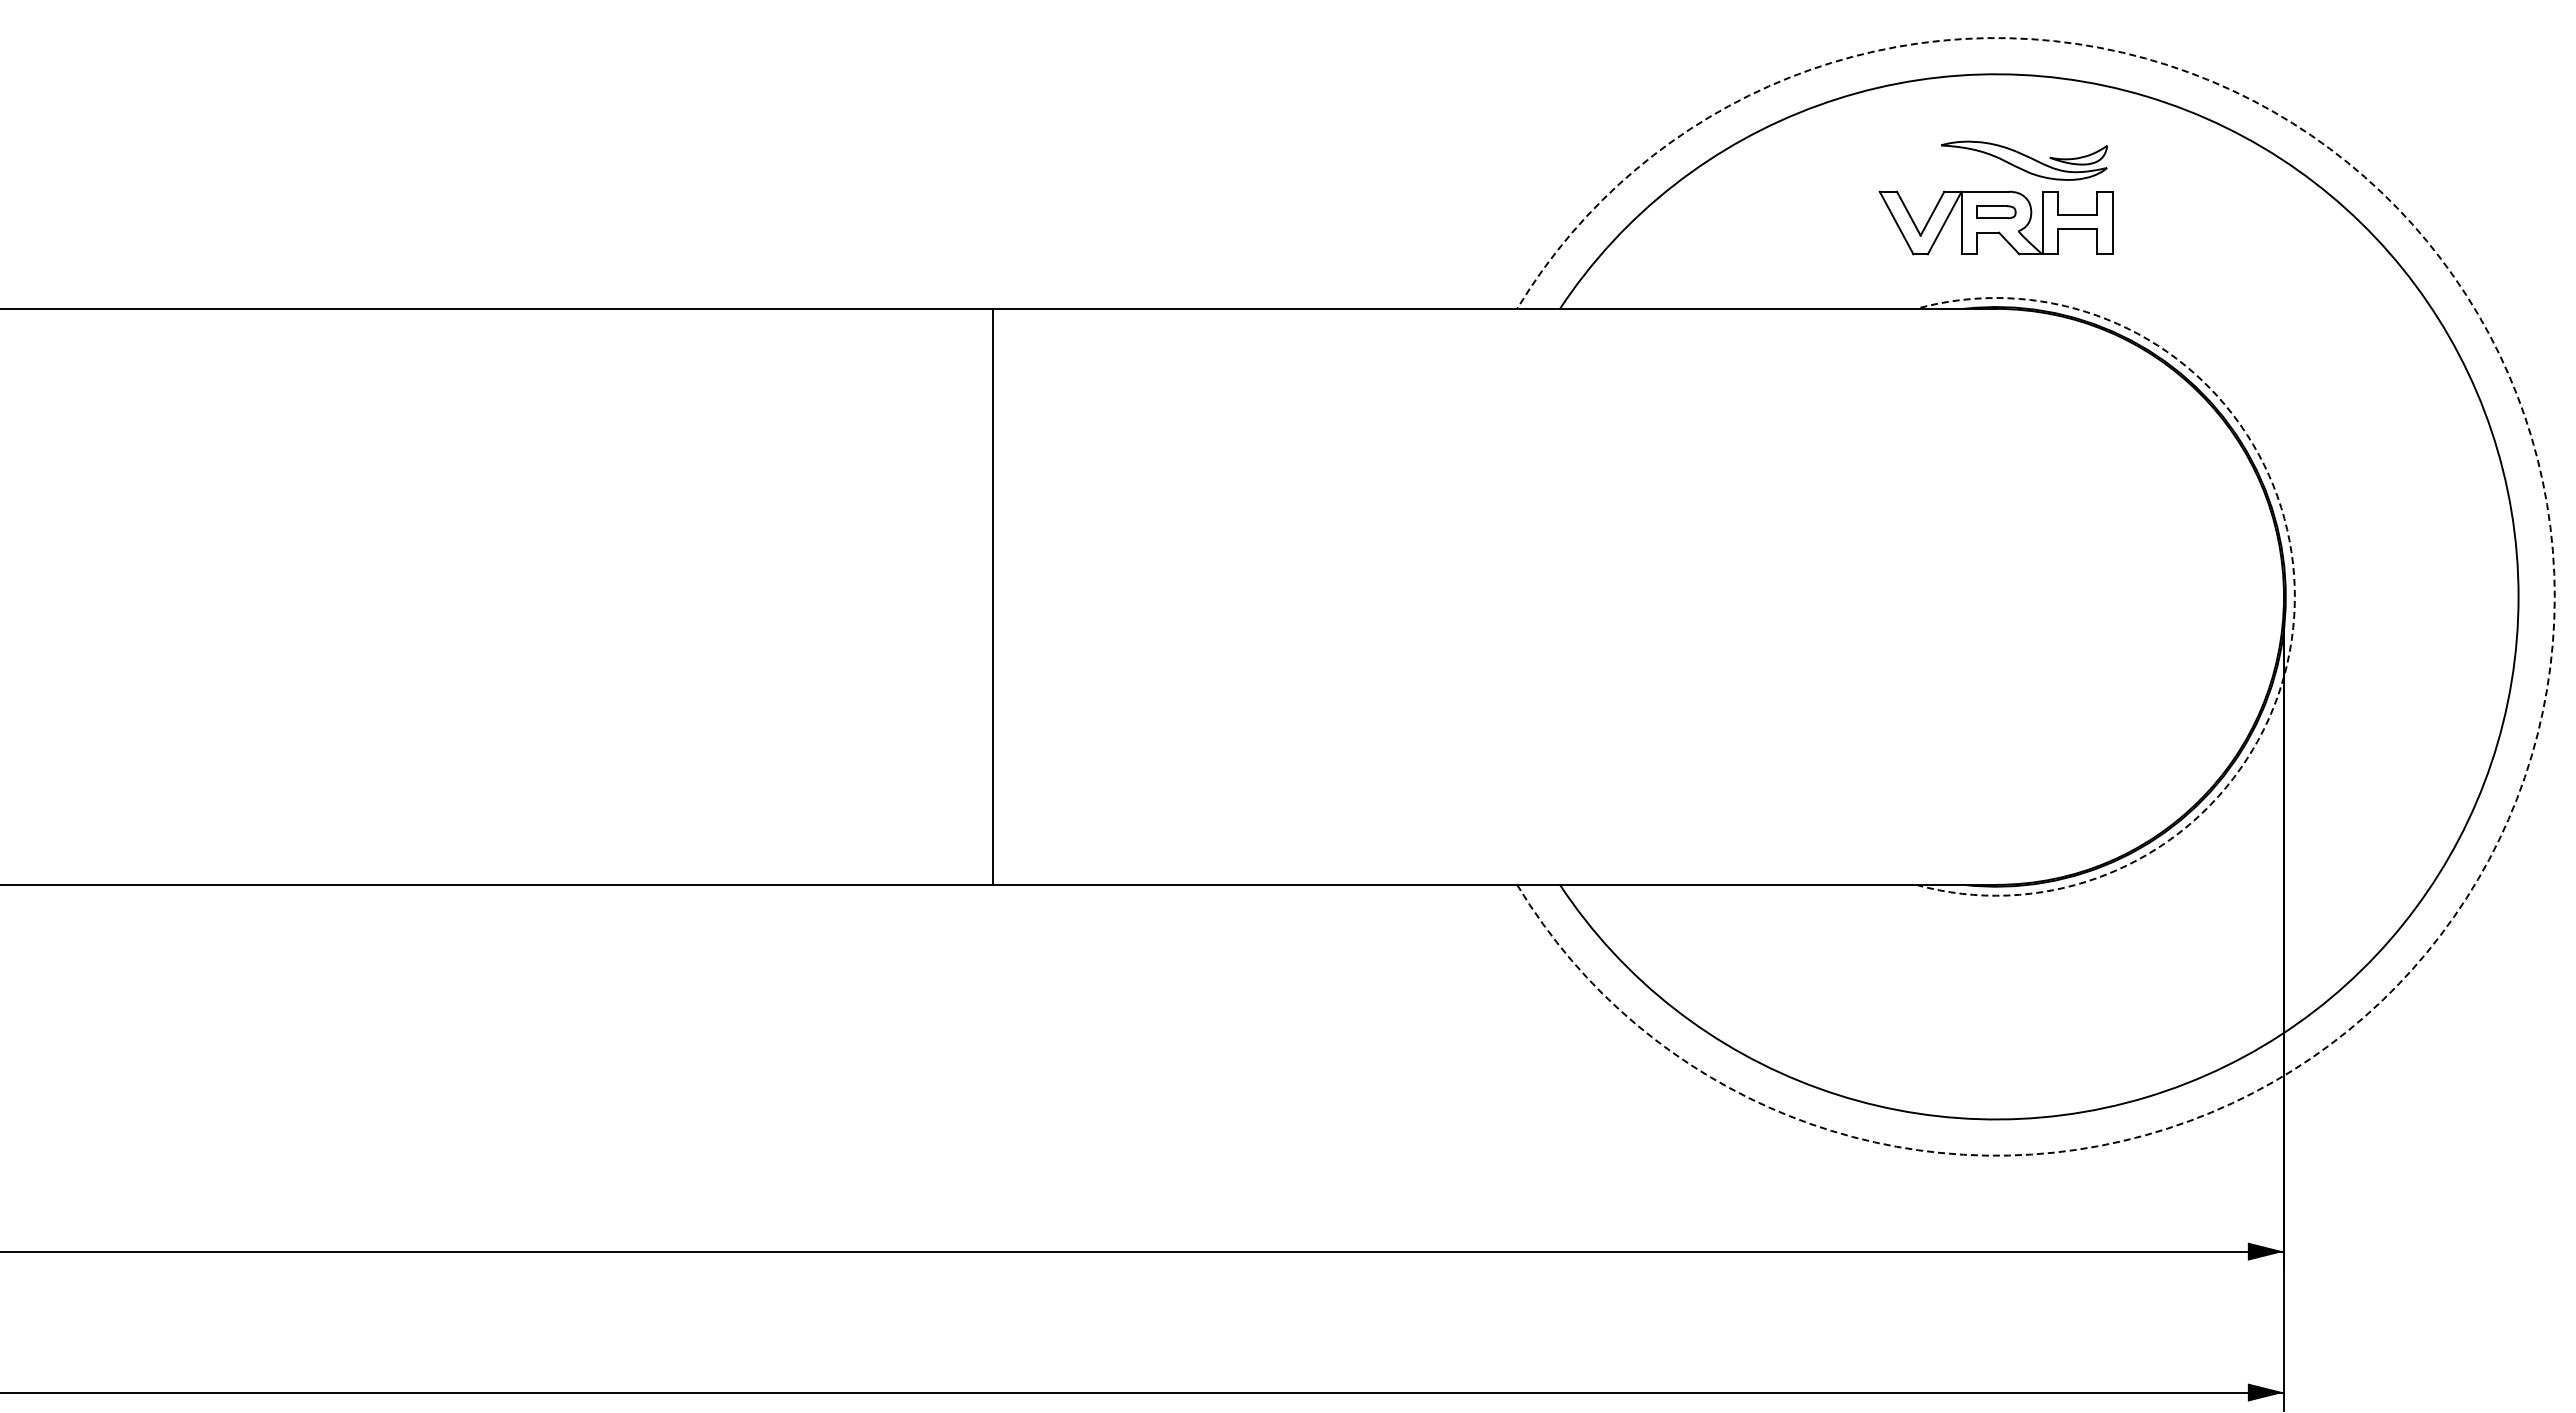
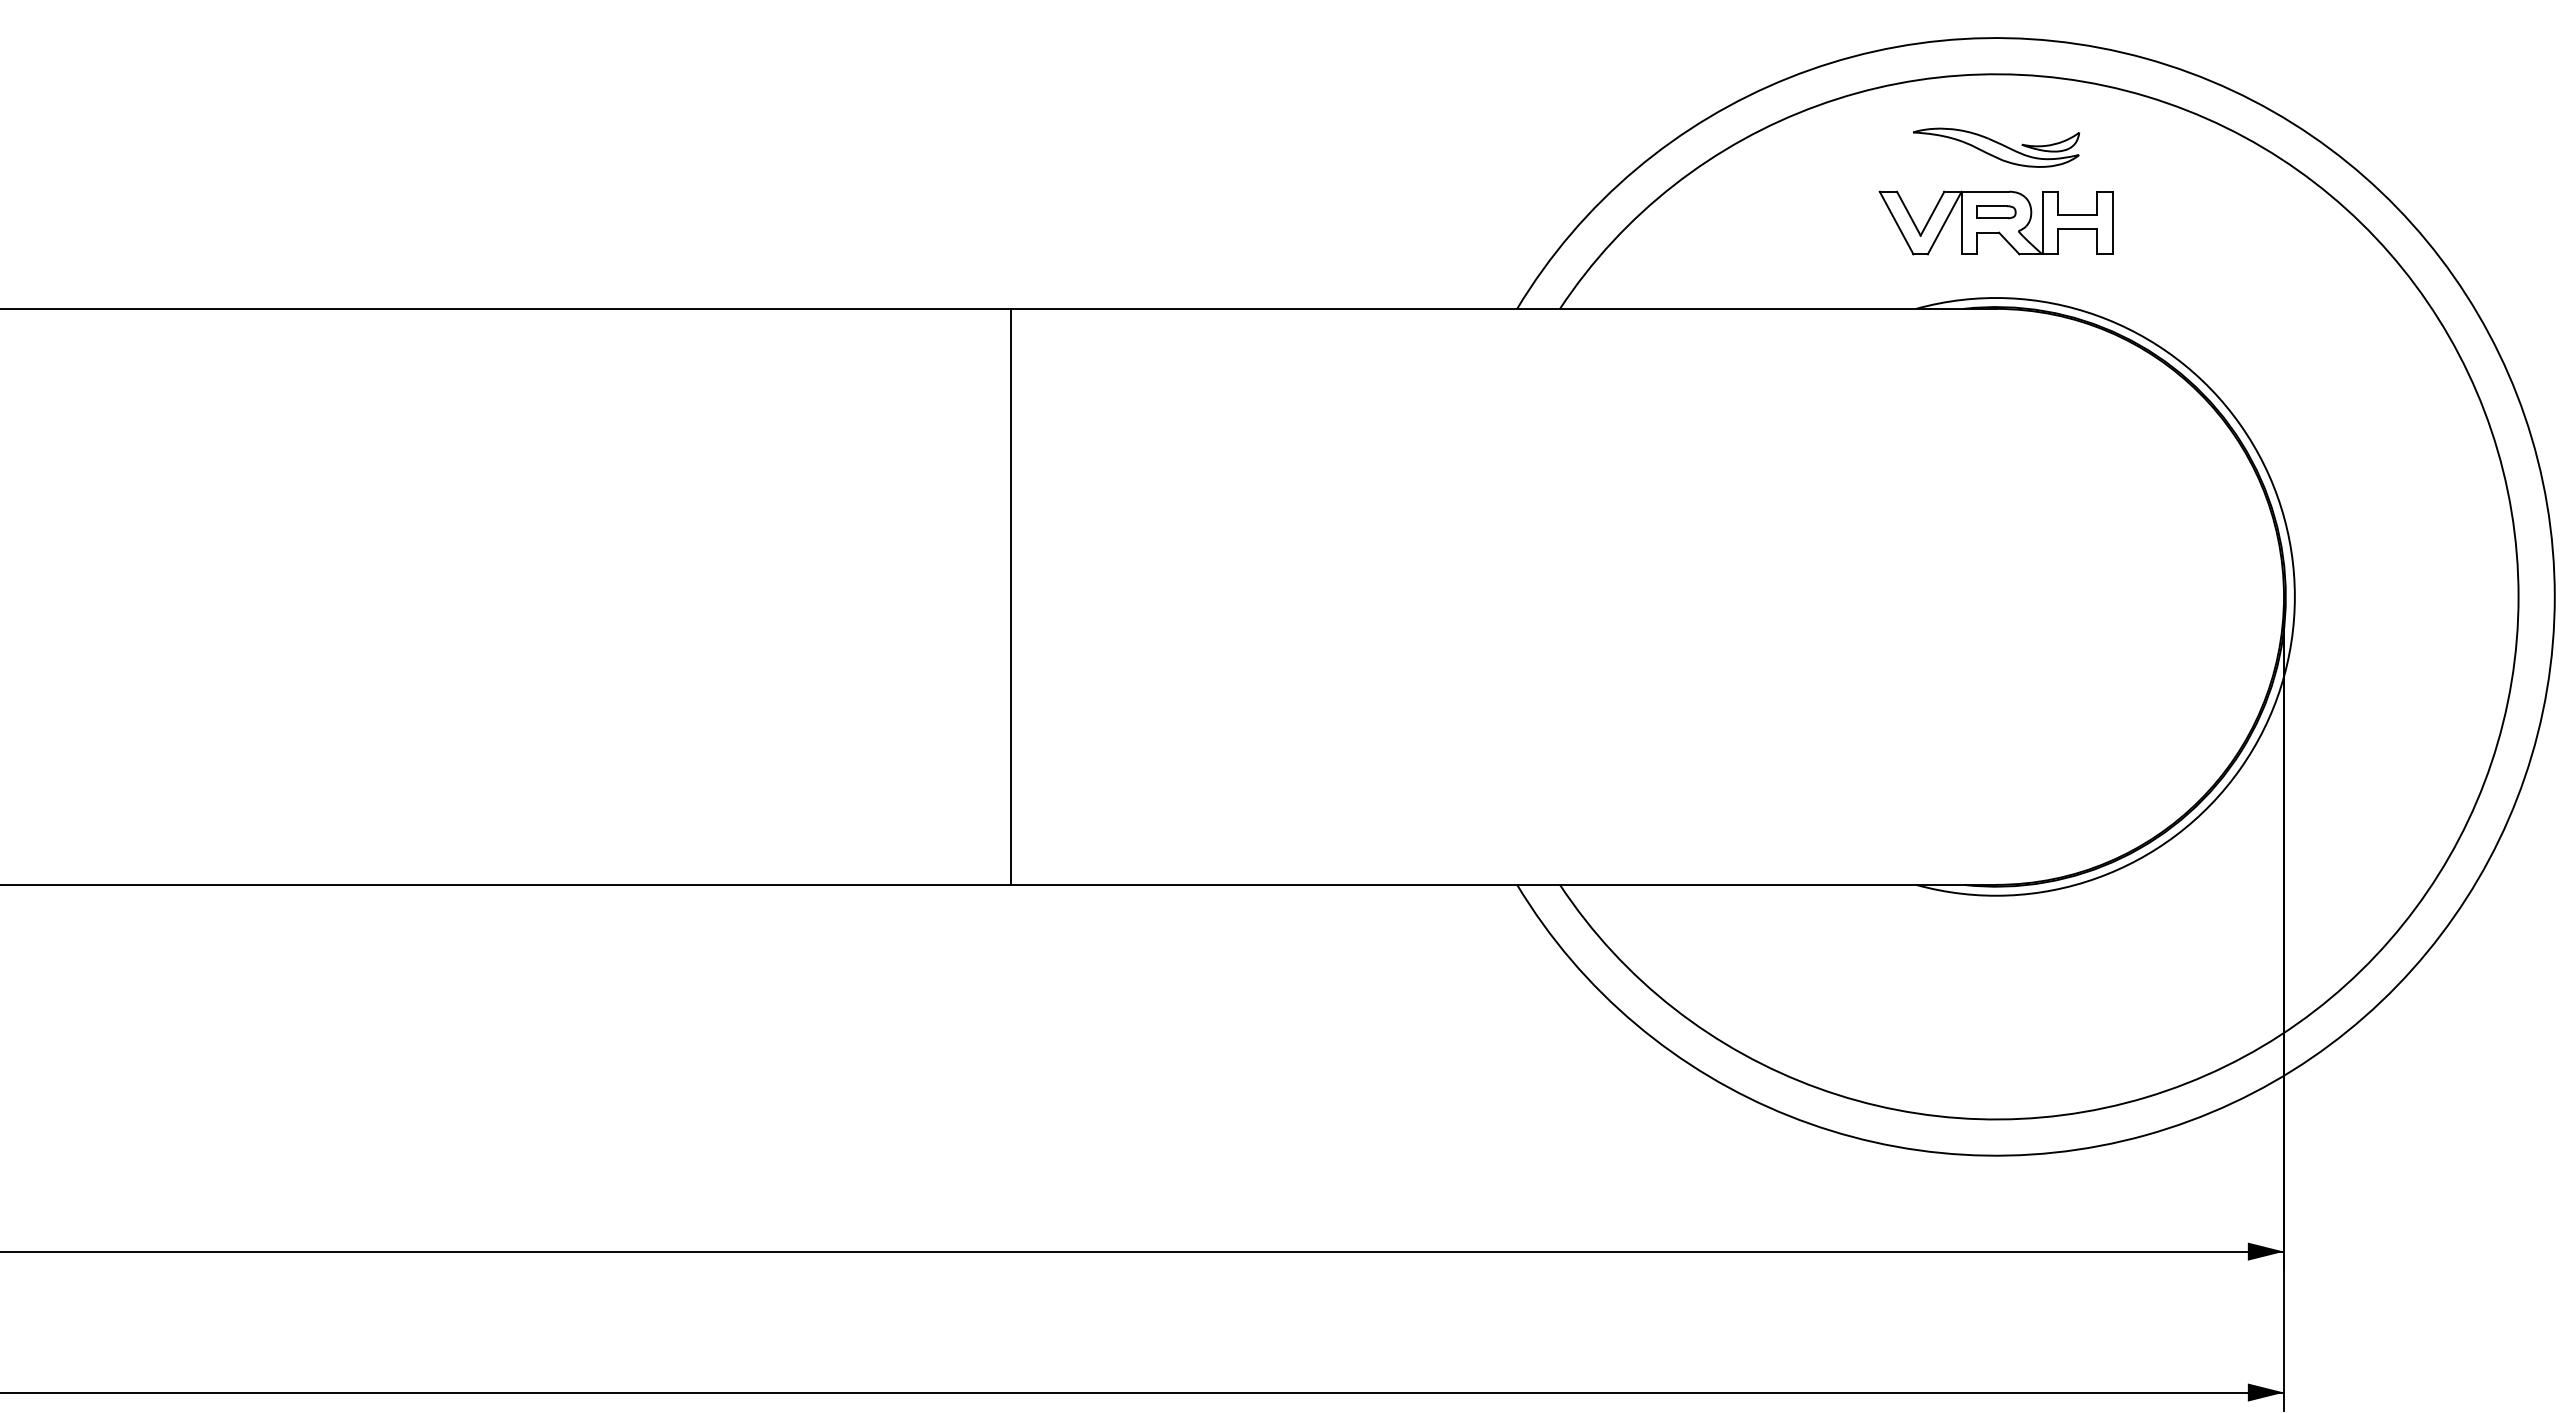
part position: (2024, 160) -> (1996, 147) (1996, 147)
line position: (992, 596) -> (1010, 596) (1010, 596)
arc: dashed -> solid (2294, 596)
arc: dashed -> solid (2554, 596)
